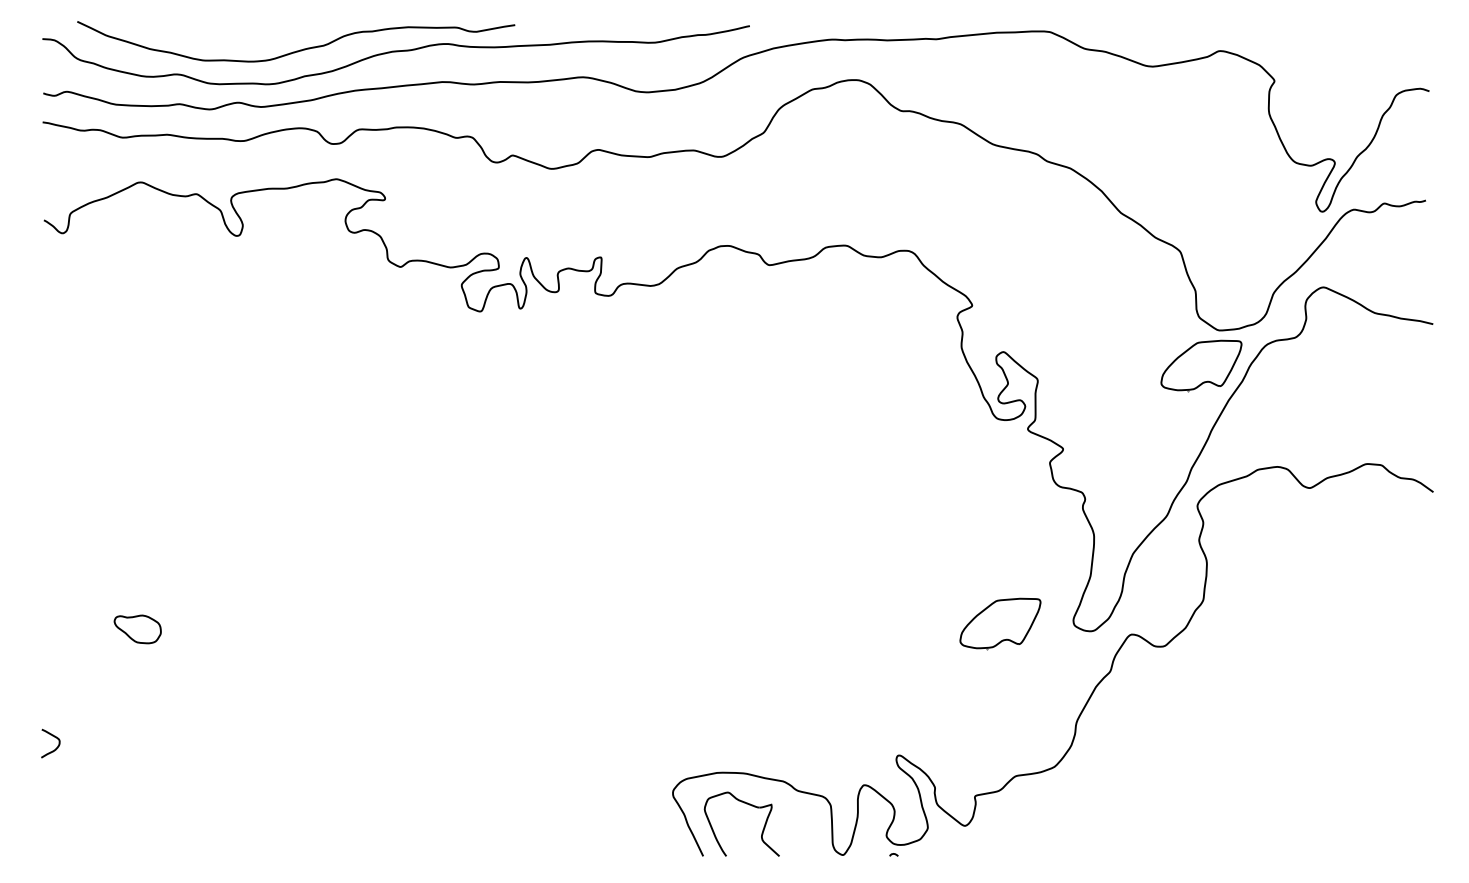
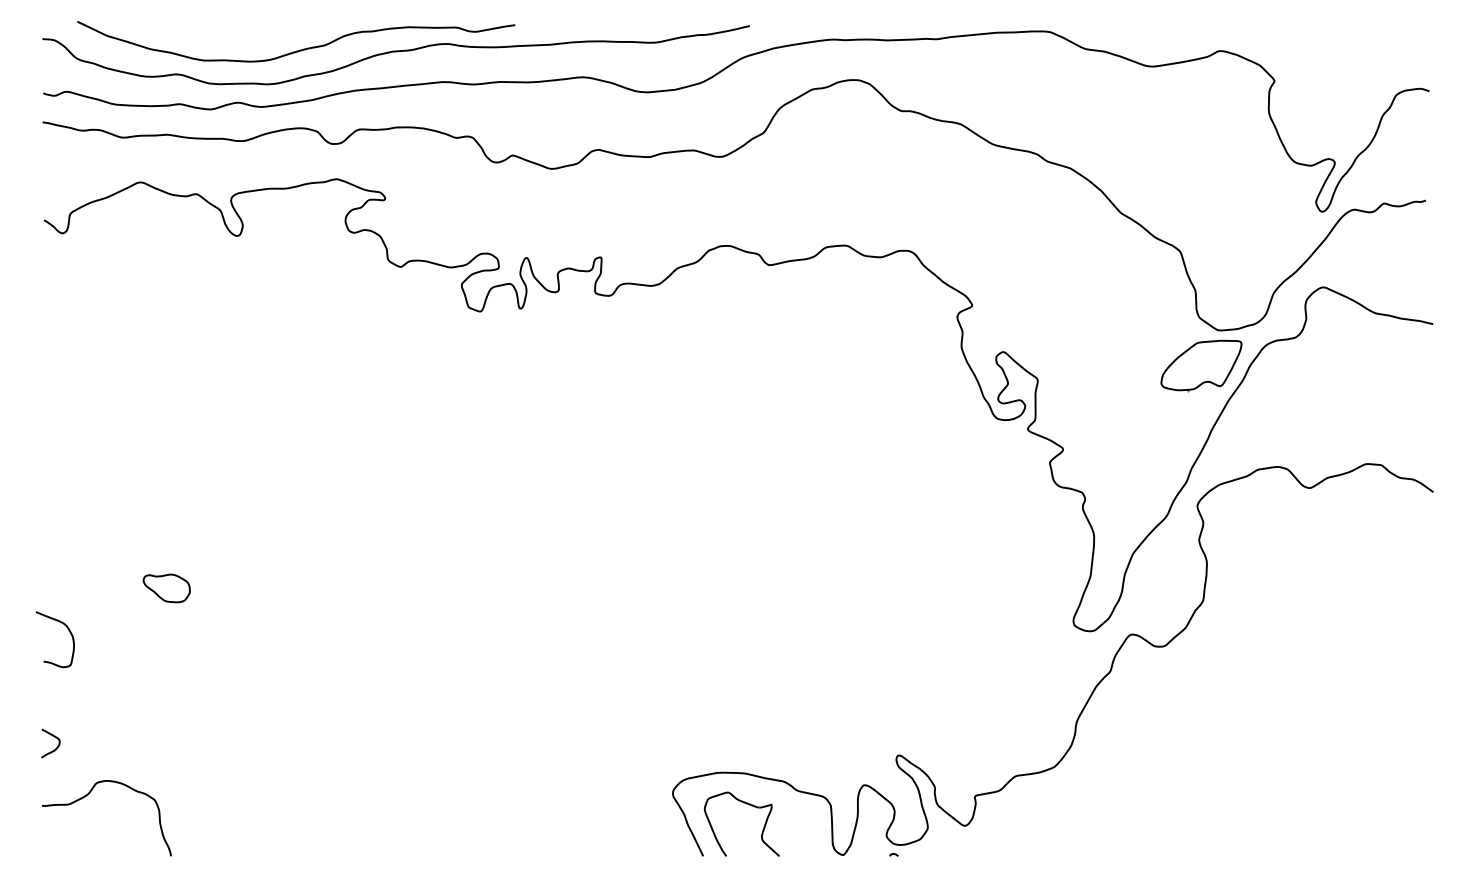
part: present -> none (1000, 623)
curve: none -> present (67, 629)
part position: (137, 629) -> (166, 588) (166, 588)
curve: none -> present (88, 795)
